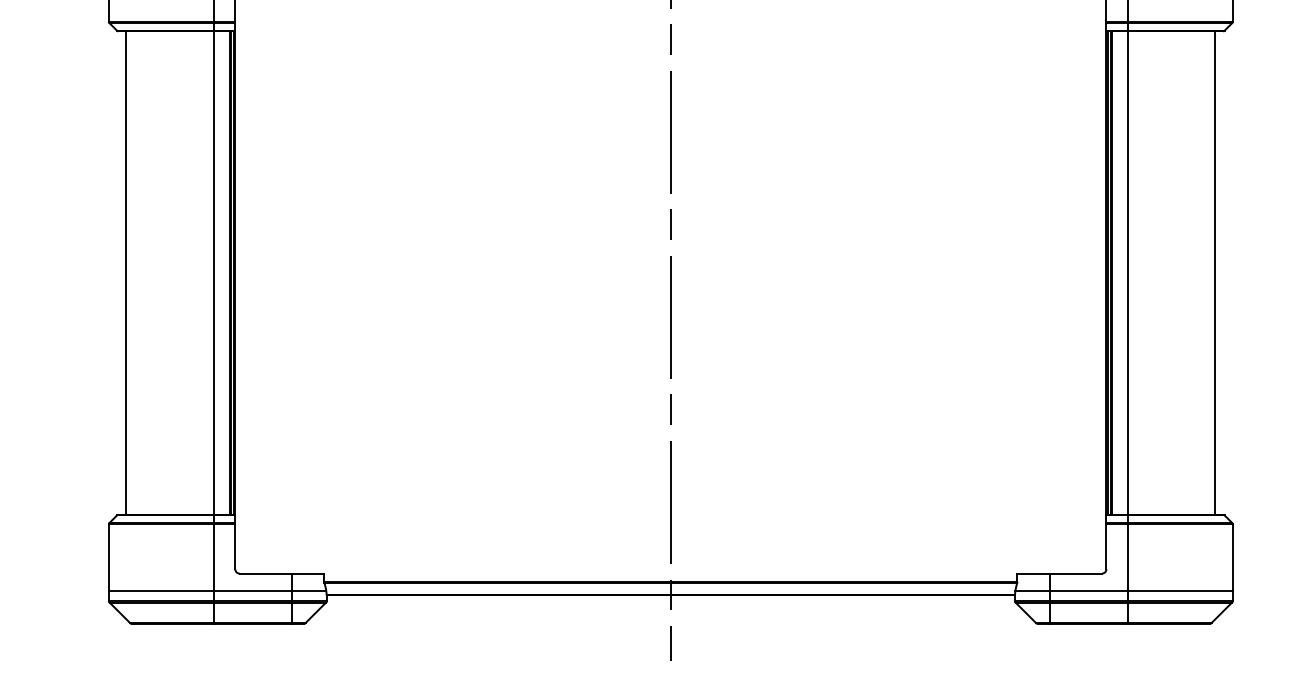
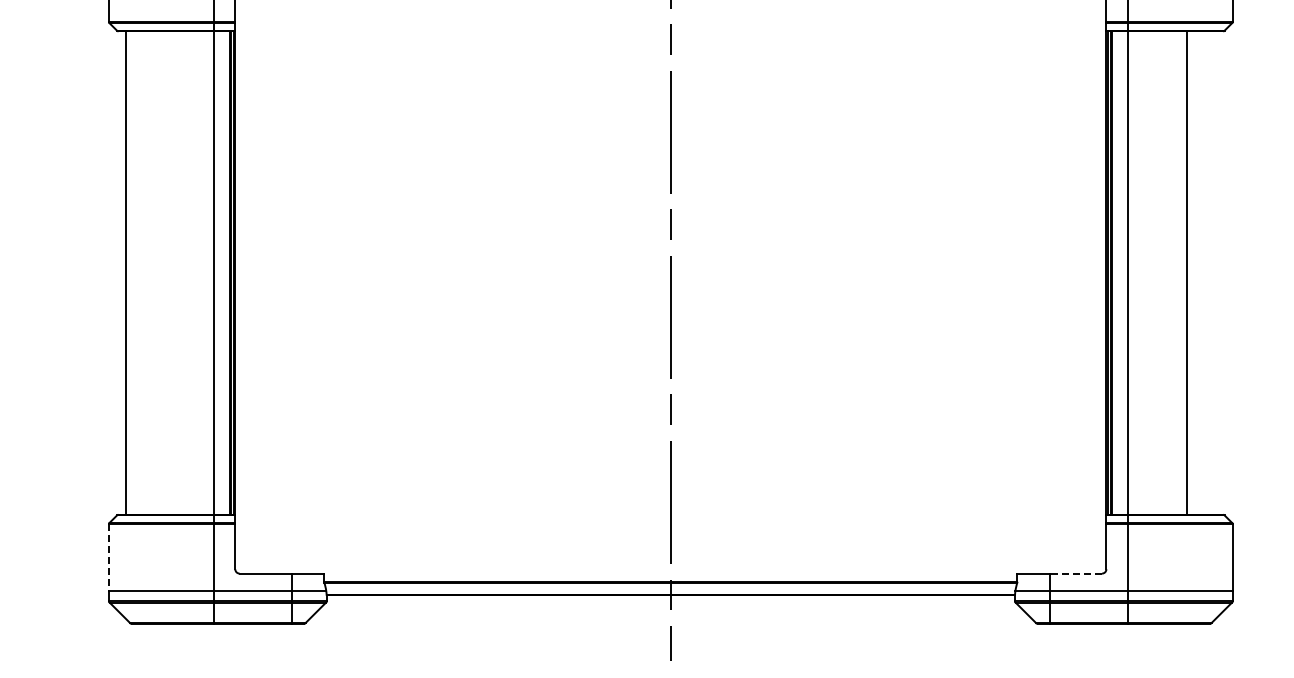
line position: (1215, 272) -> (1187, 272) (1187, 272)
line: solid -> dashed (108, 558)
line: solid -> dashed (1075, 573)
